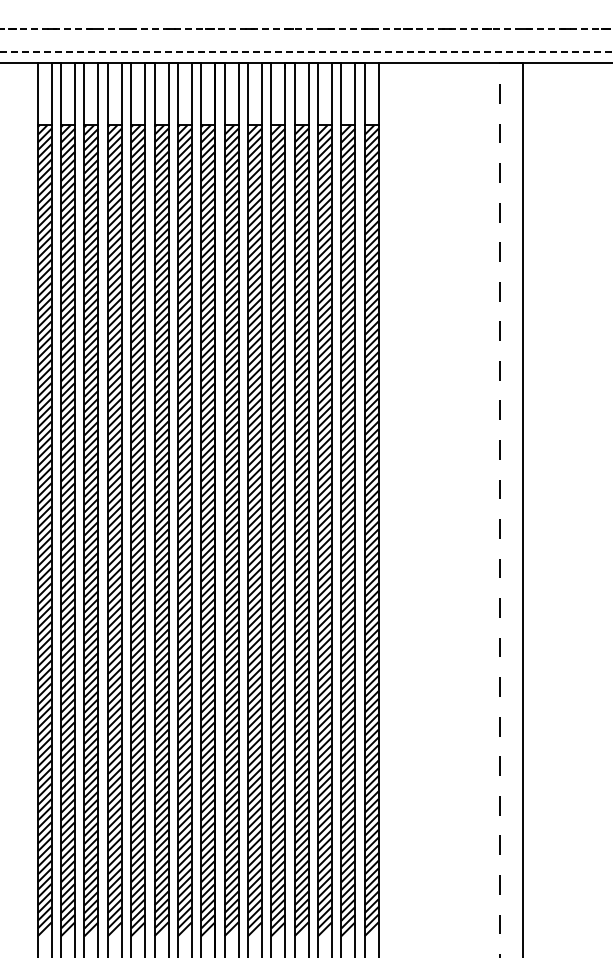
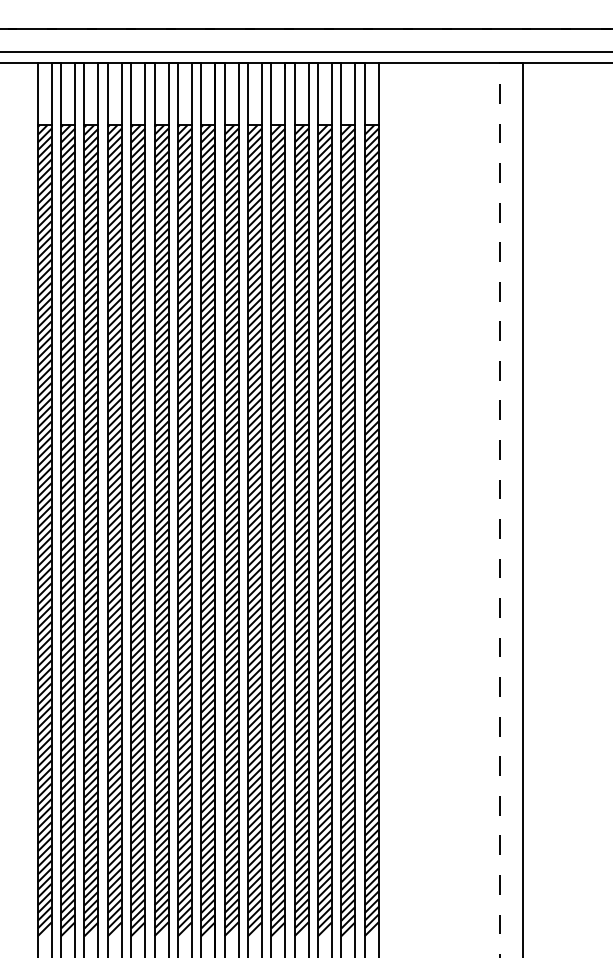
line: dashed -> solid (306, 28)
line: dashed -> solid (306, 52)
